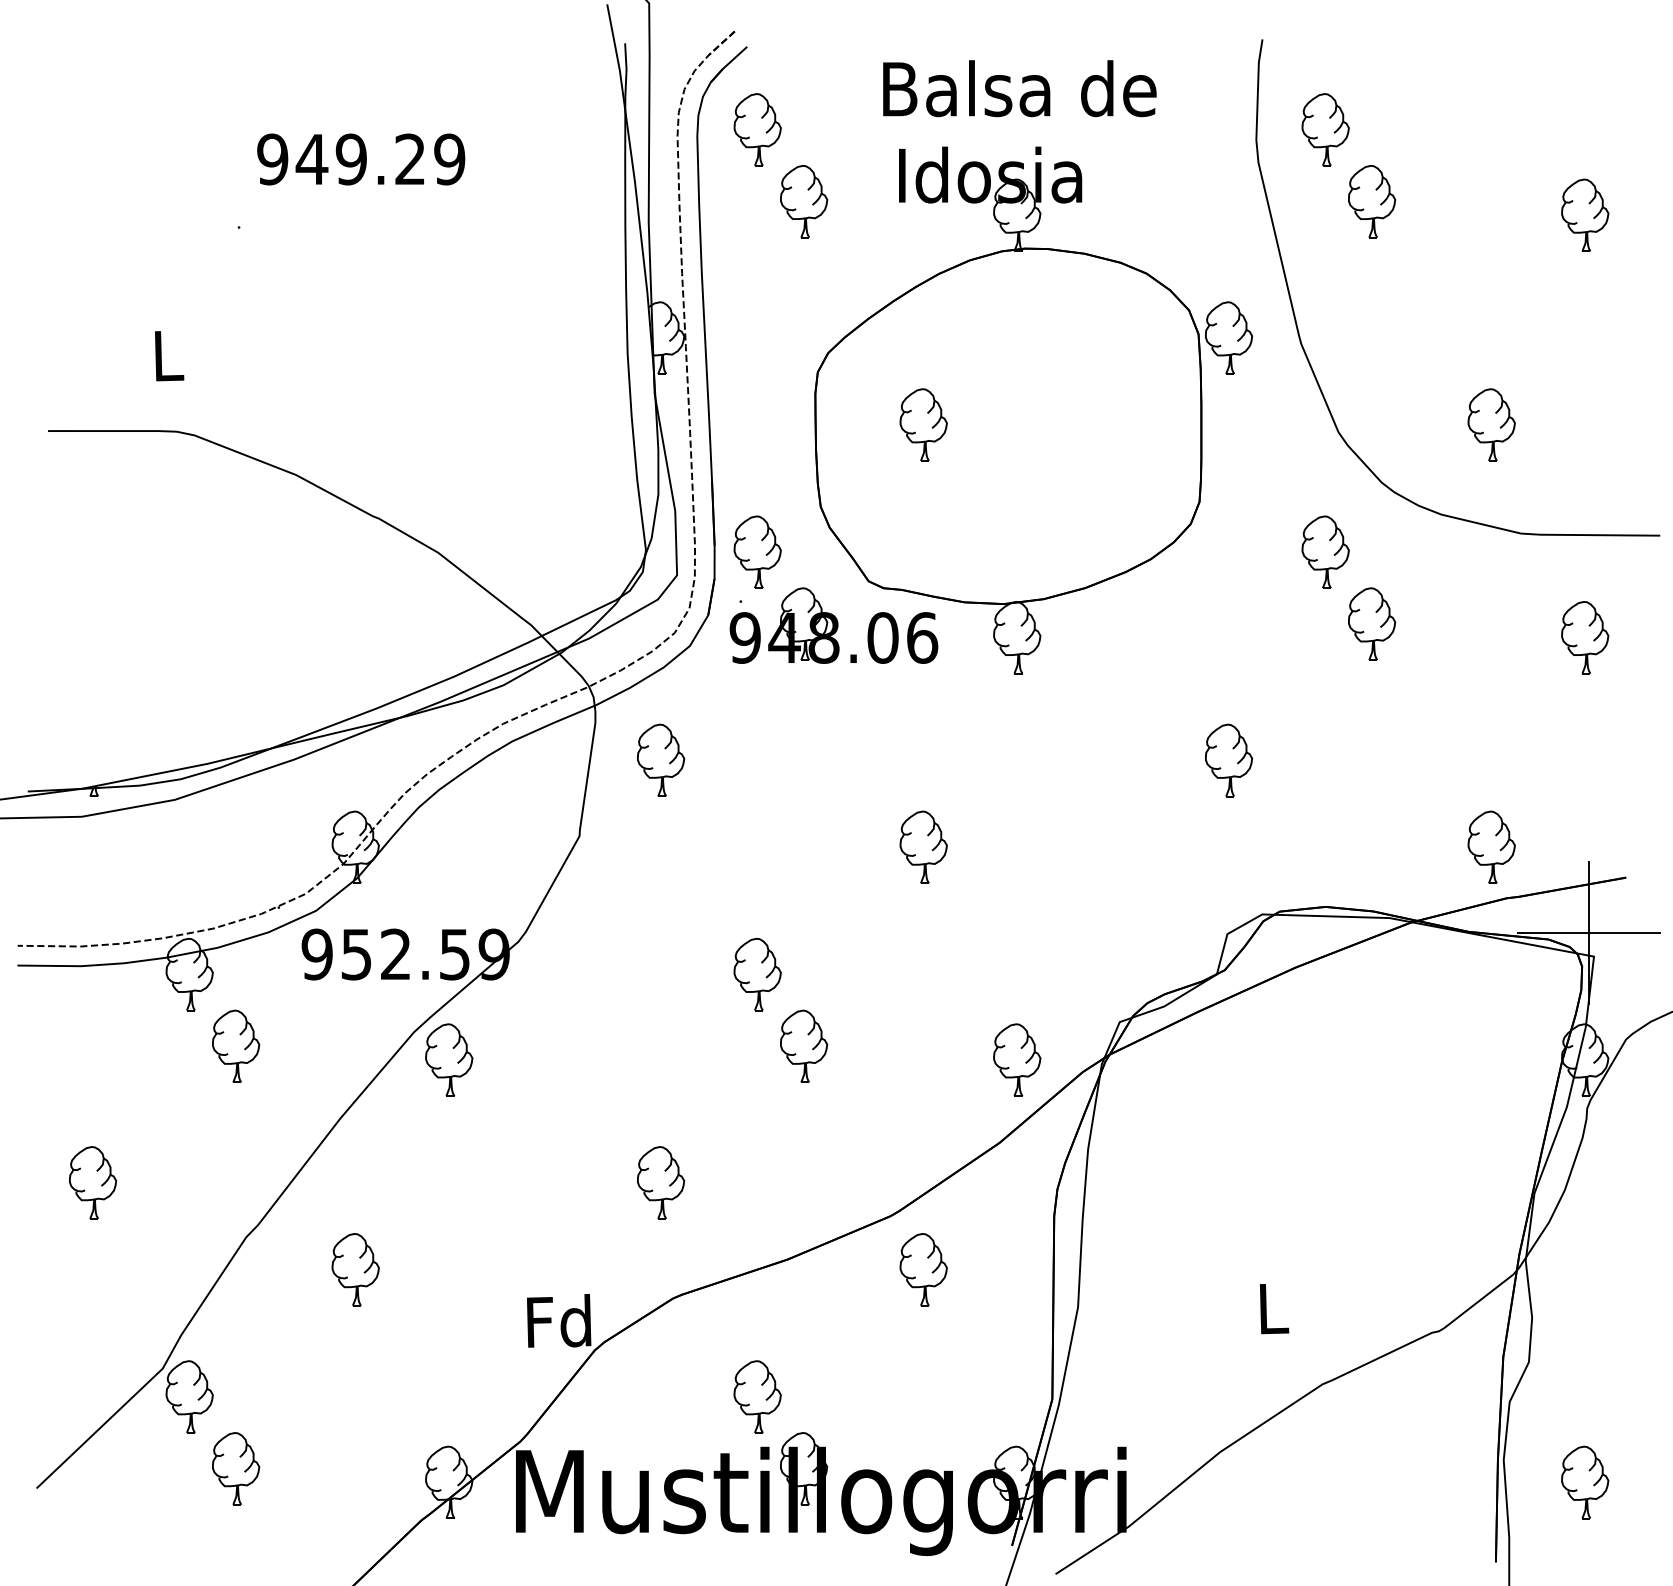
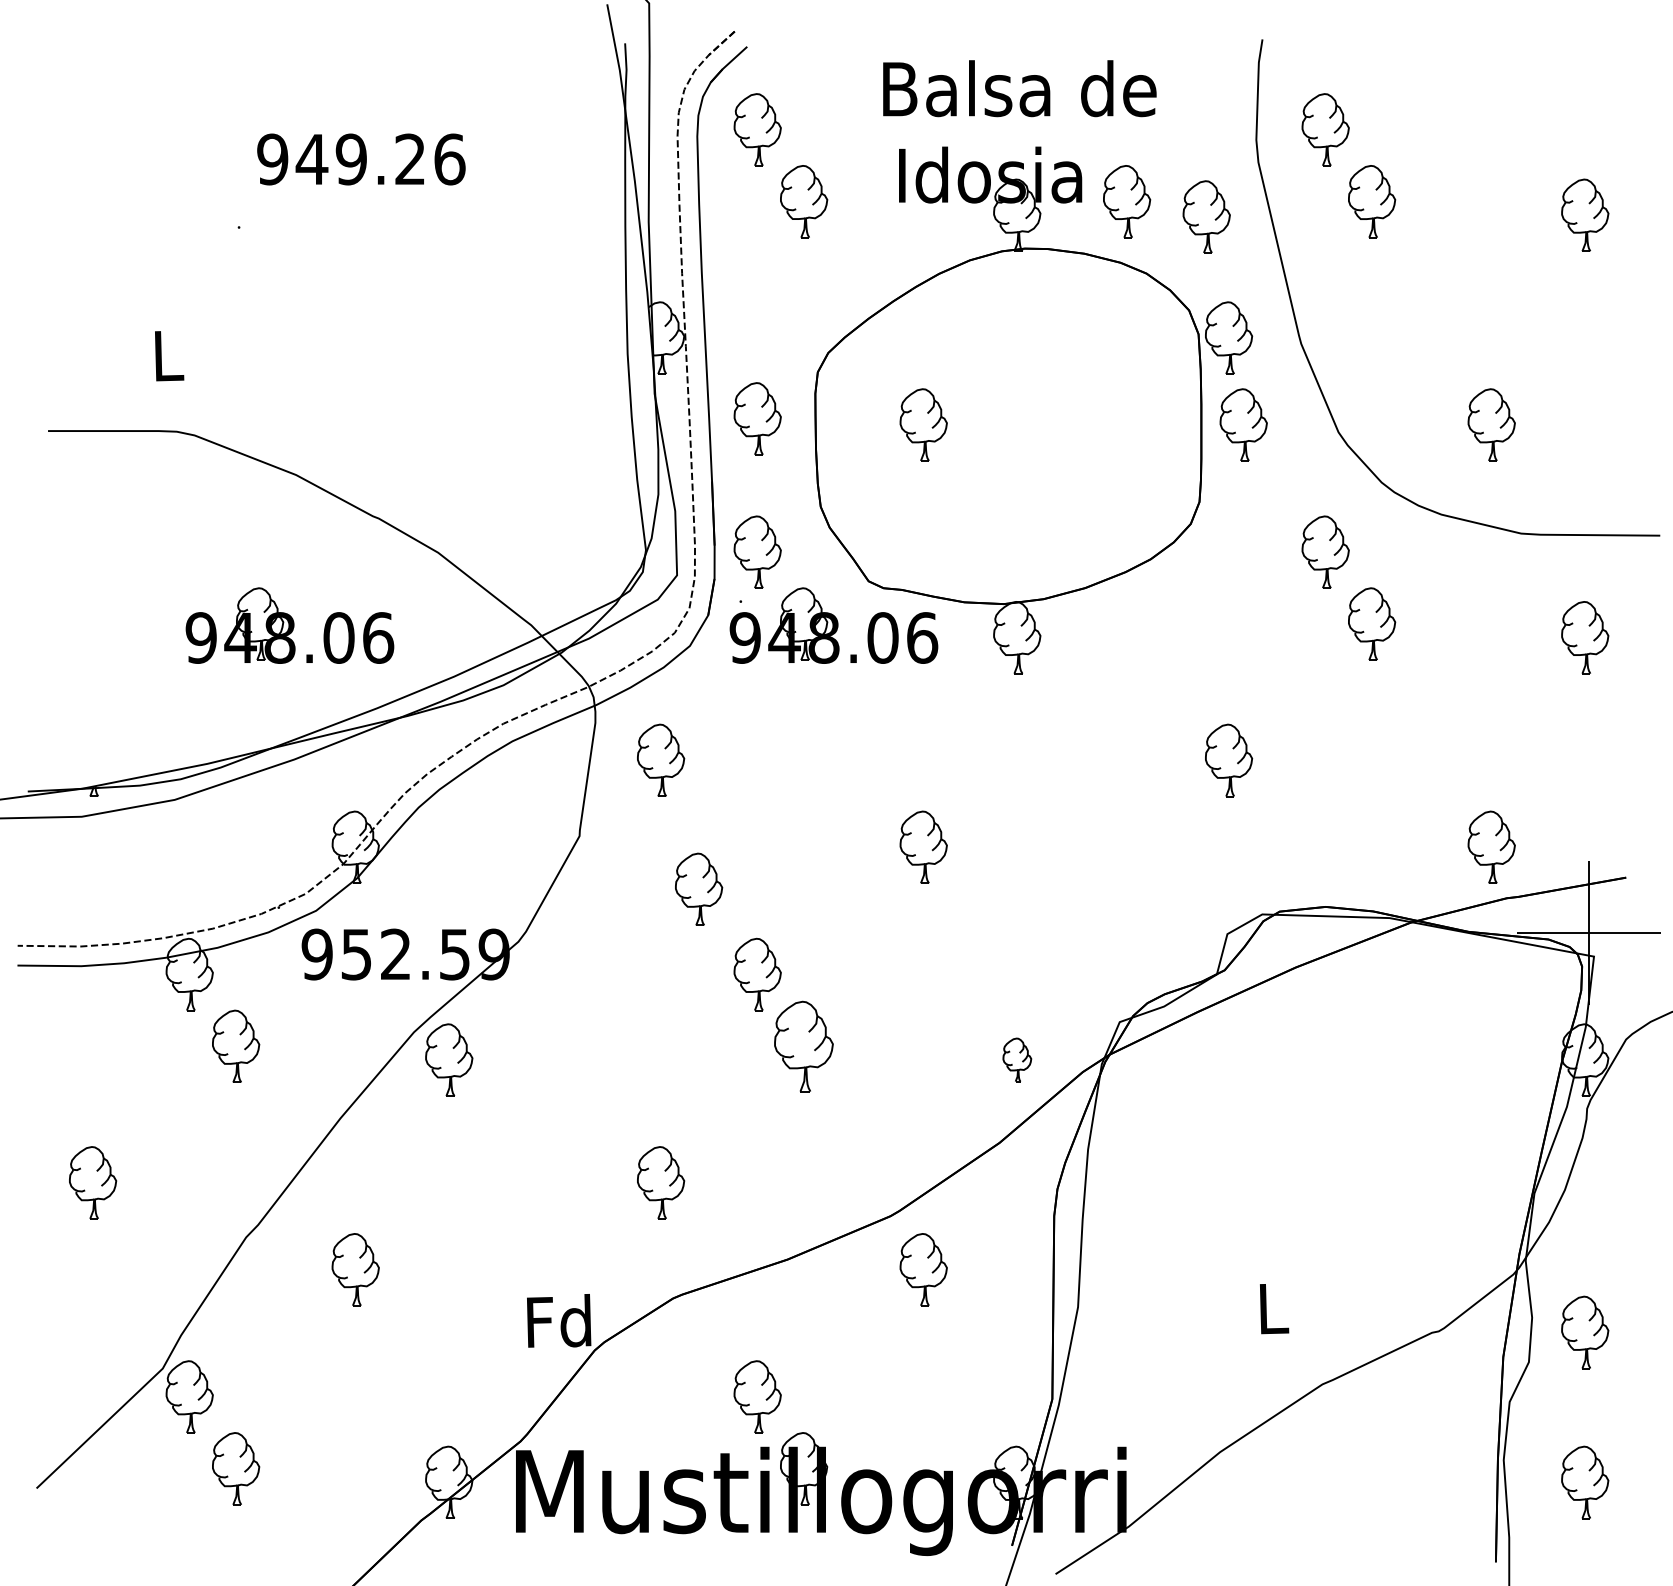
text: 949.29 -> 949.26 (449, 159)
part: none -> present (1127, 201)
part: none -> present (1206, 216)
part: none -> present (757, 418)
part: none -> present (1243, 424)
part: none -> present (289, 625)
part: none -> present (699, 888)
part size: 49x74 px -> 60x93 px (803, 1046)
part size: 49x74 px -> 31x46 px (1017, 1059)
part: none -> present (1585, 1332)
